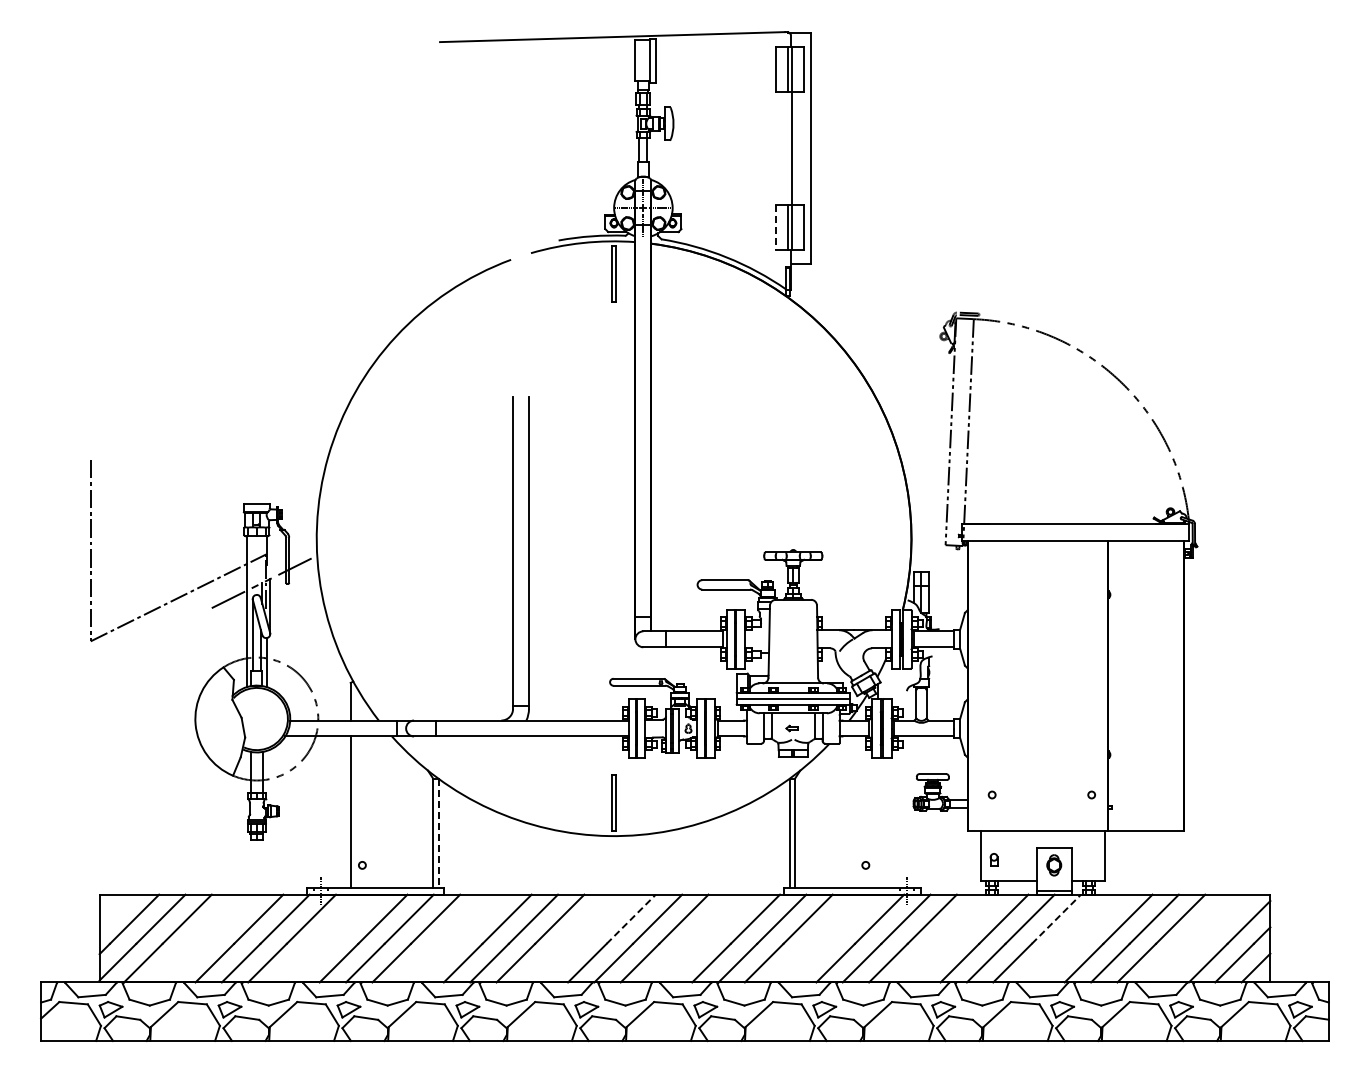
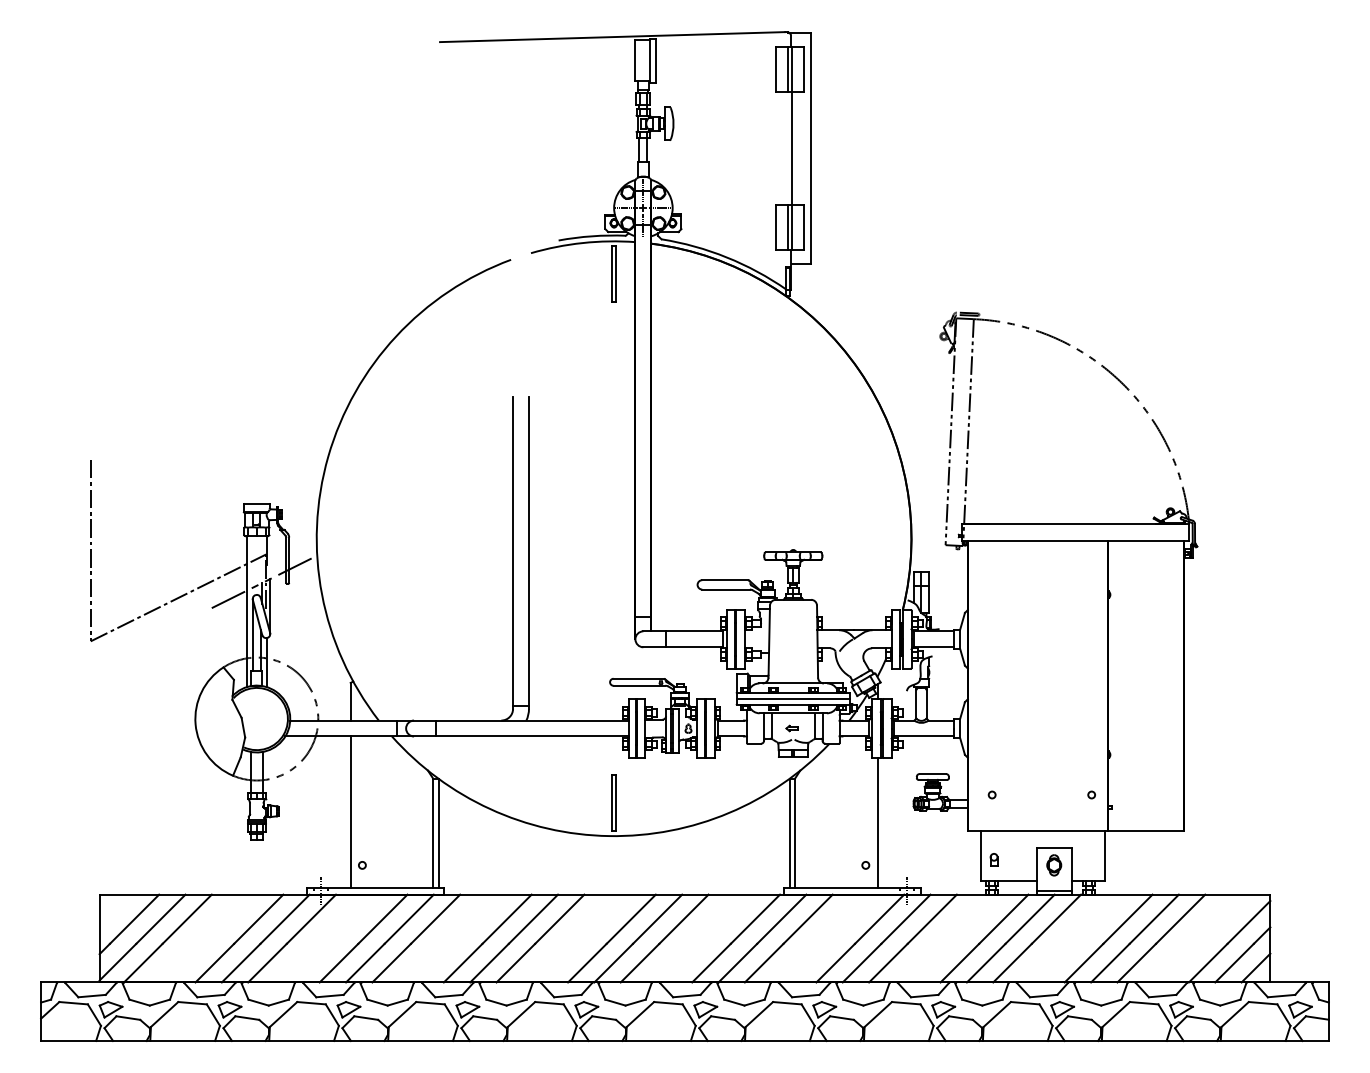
line: dashed -> solid (775, 227)
line: none -> present (877, 822)
line: dashed -> solid (438, 833)
line: dashed -> solid (631, 919)
line: dashed -> solid (1056, 919)
